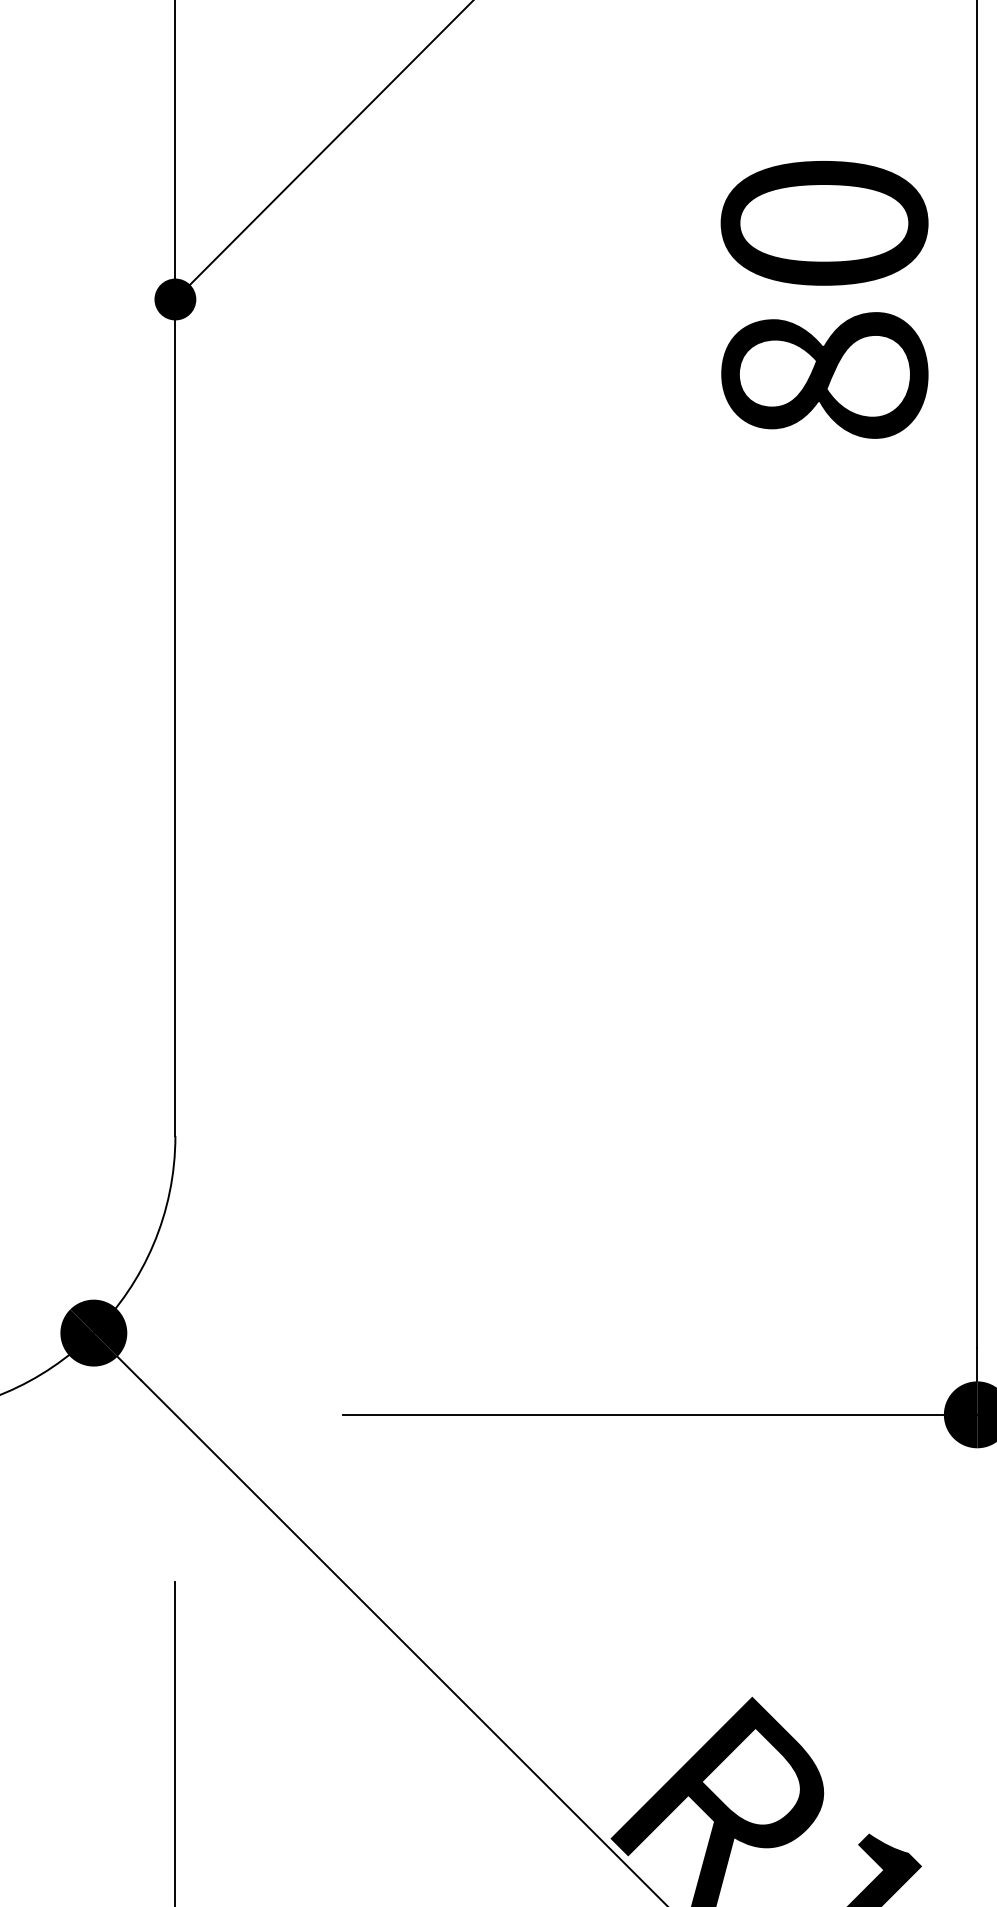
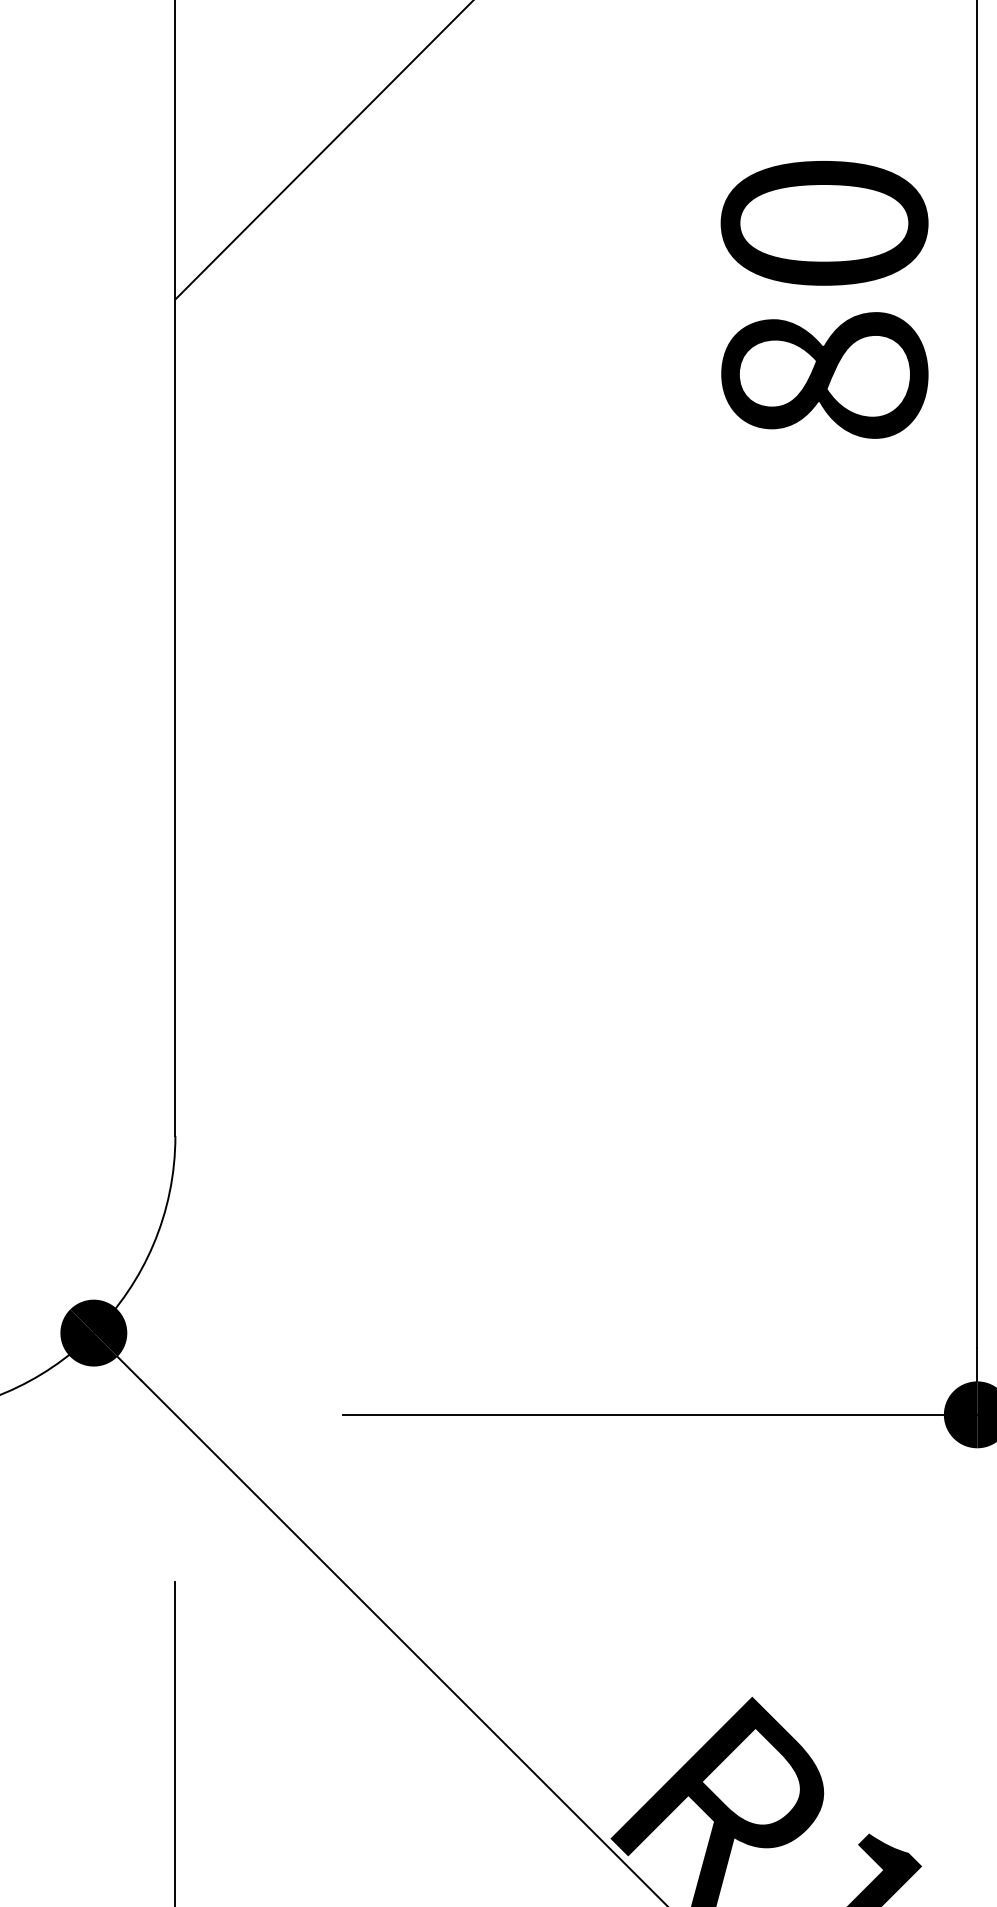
fill: present -> none (175, 299)
